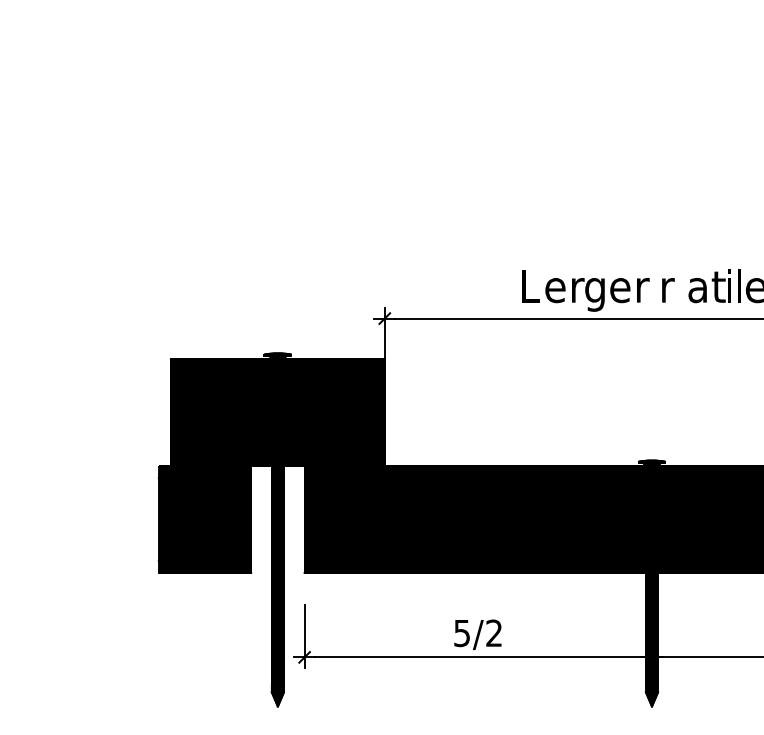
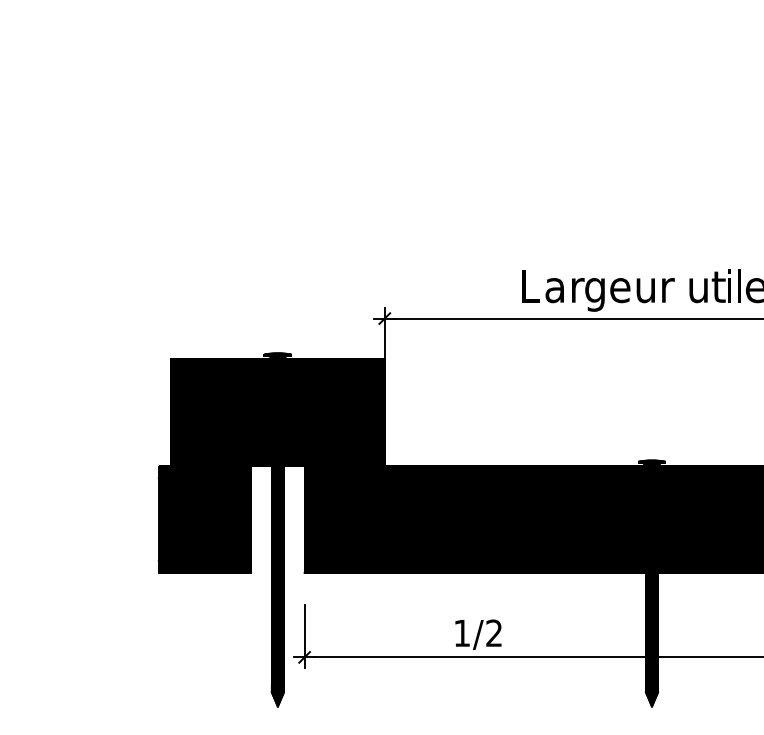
text: e -> a (555, 290)
text: r -> u (645, 290)
text: a -> u (697, 290)
text: 5/2 -> 1/2 (461, 633)
